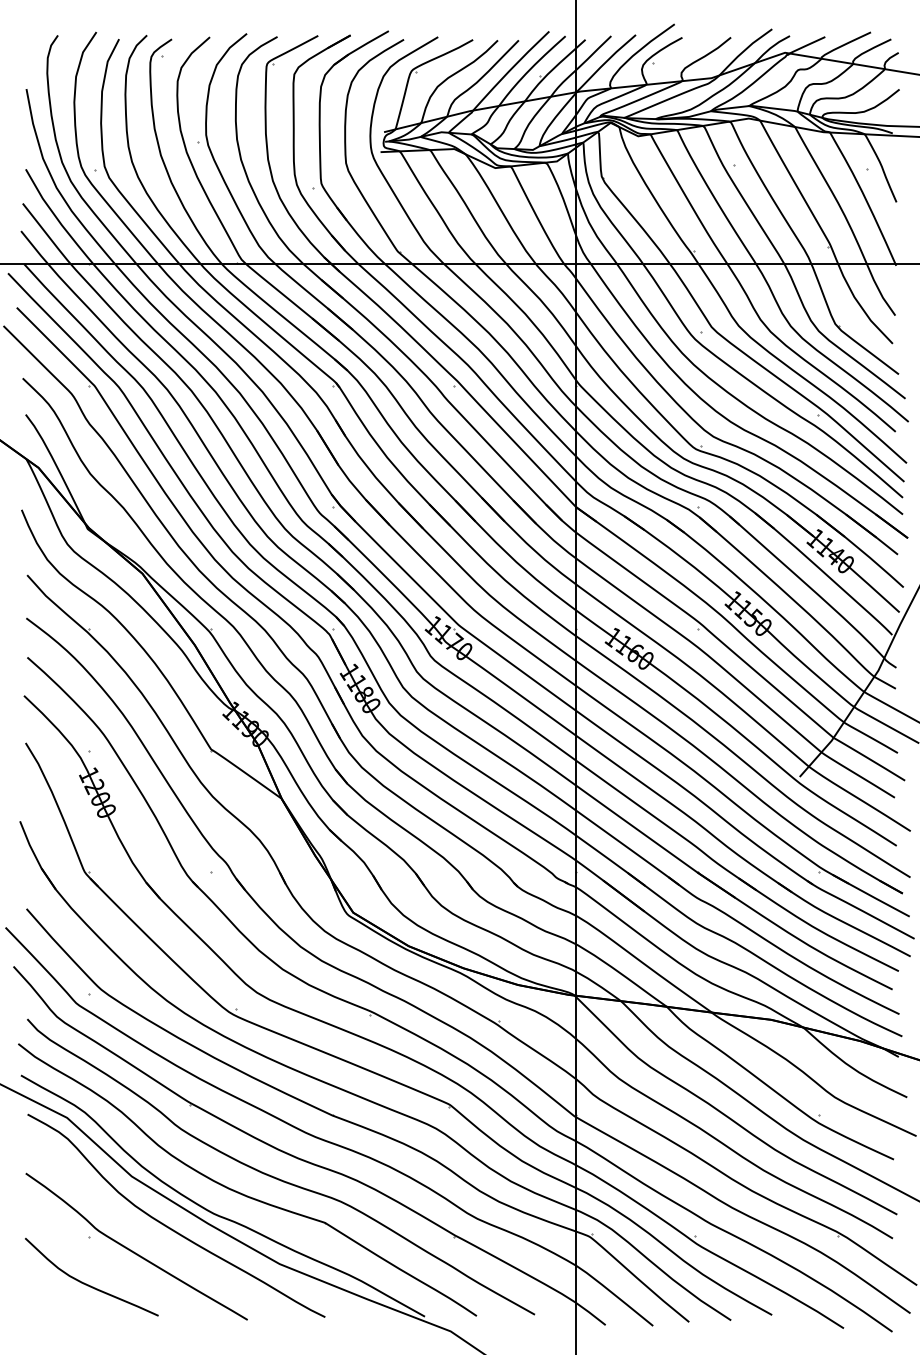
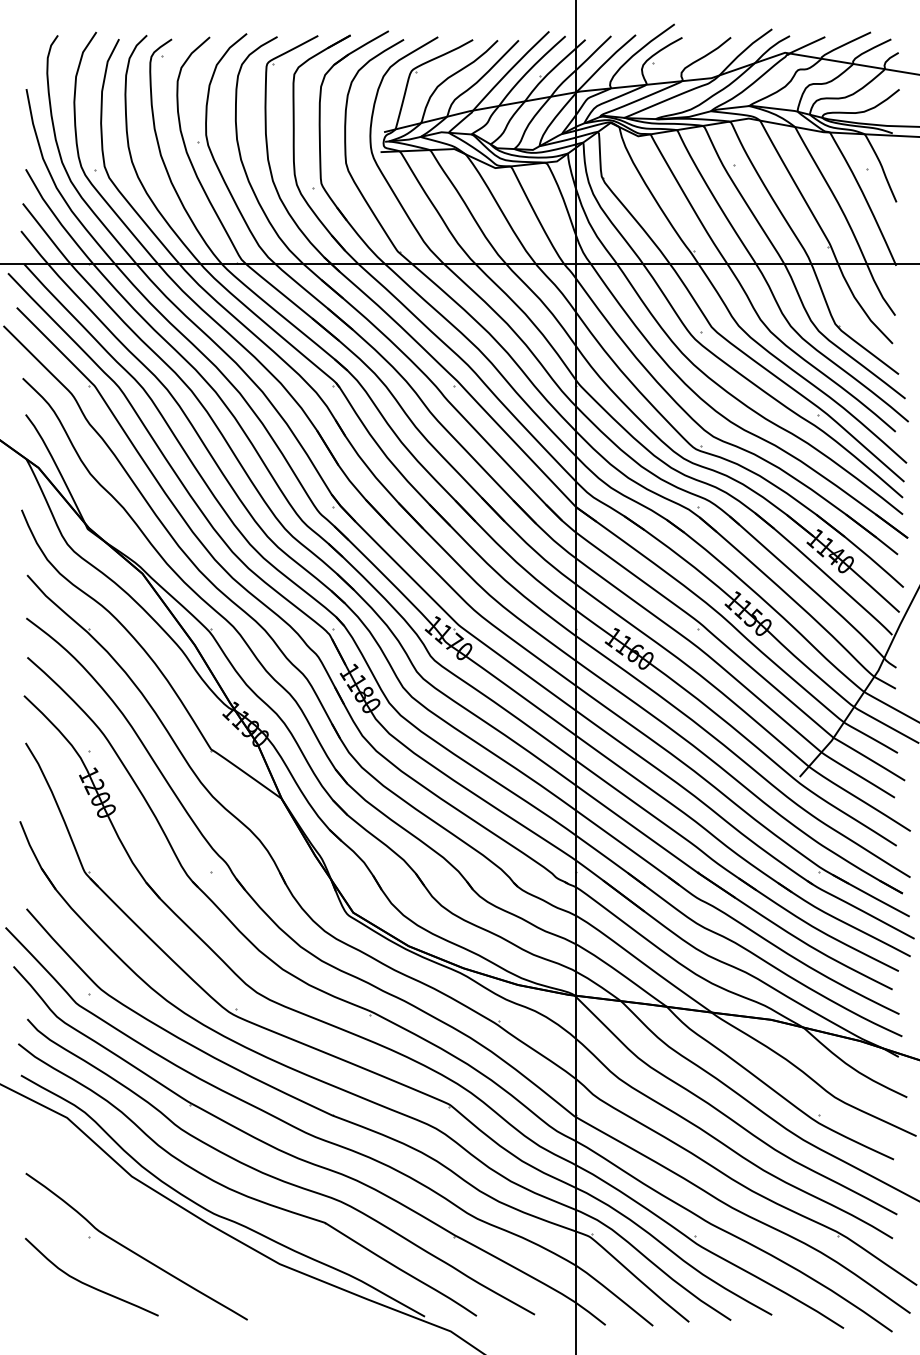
curve: present -> none (170, 1227)
